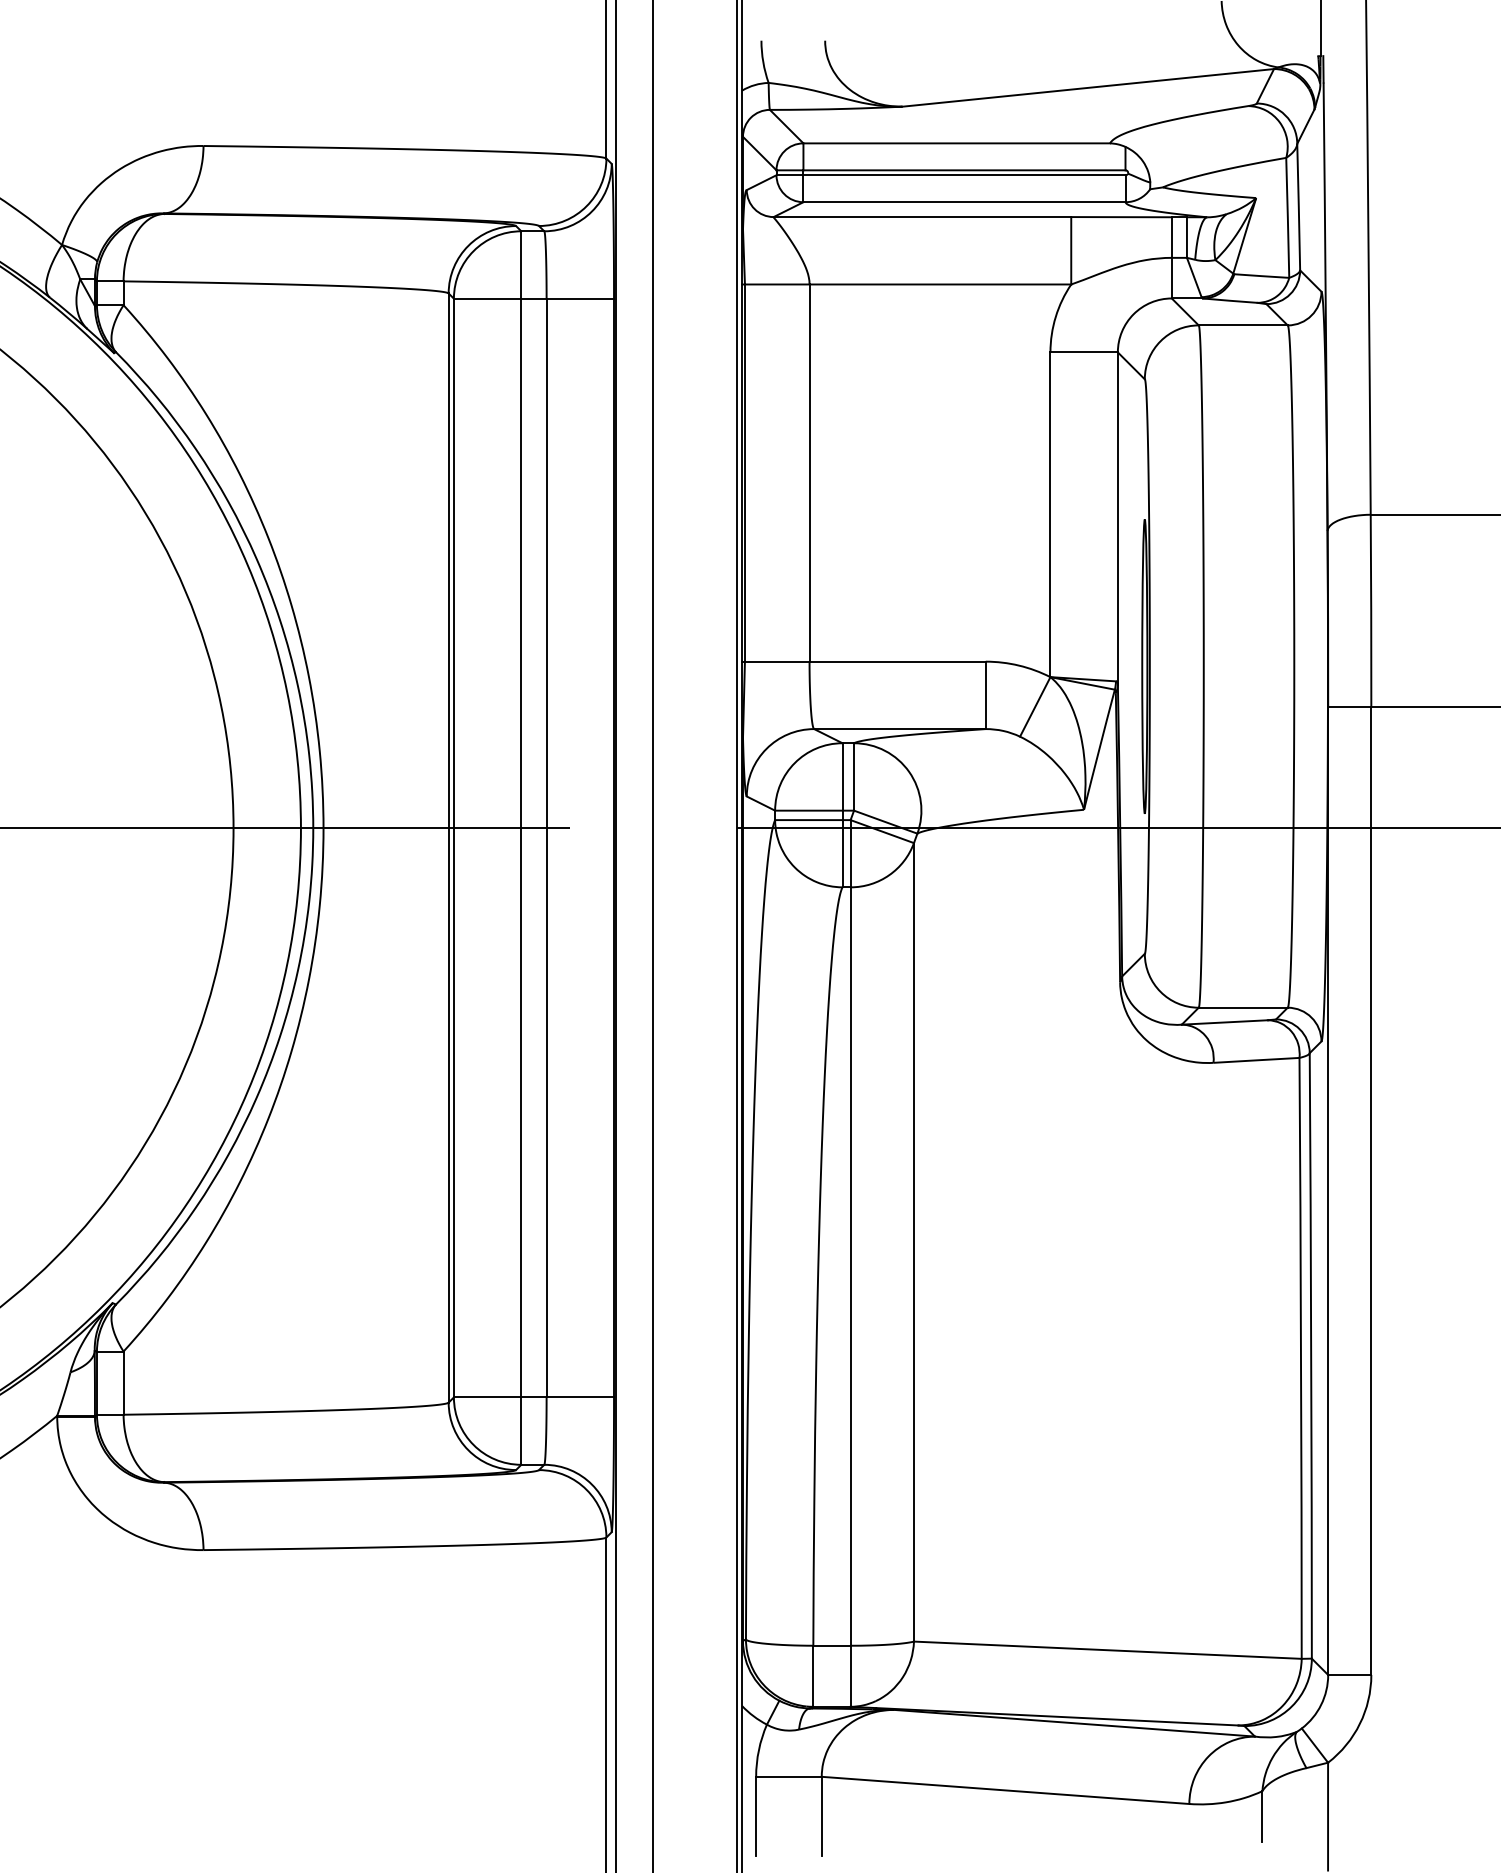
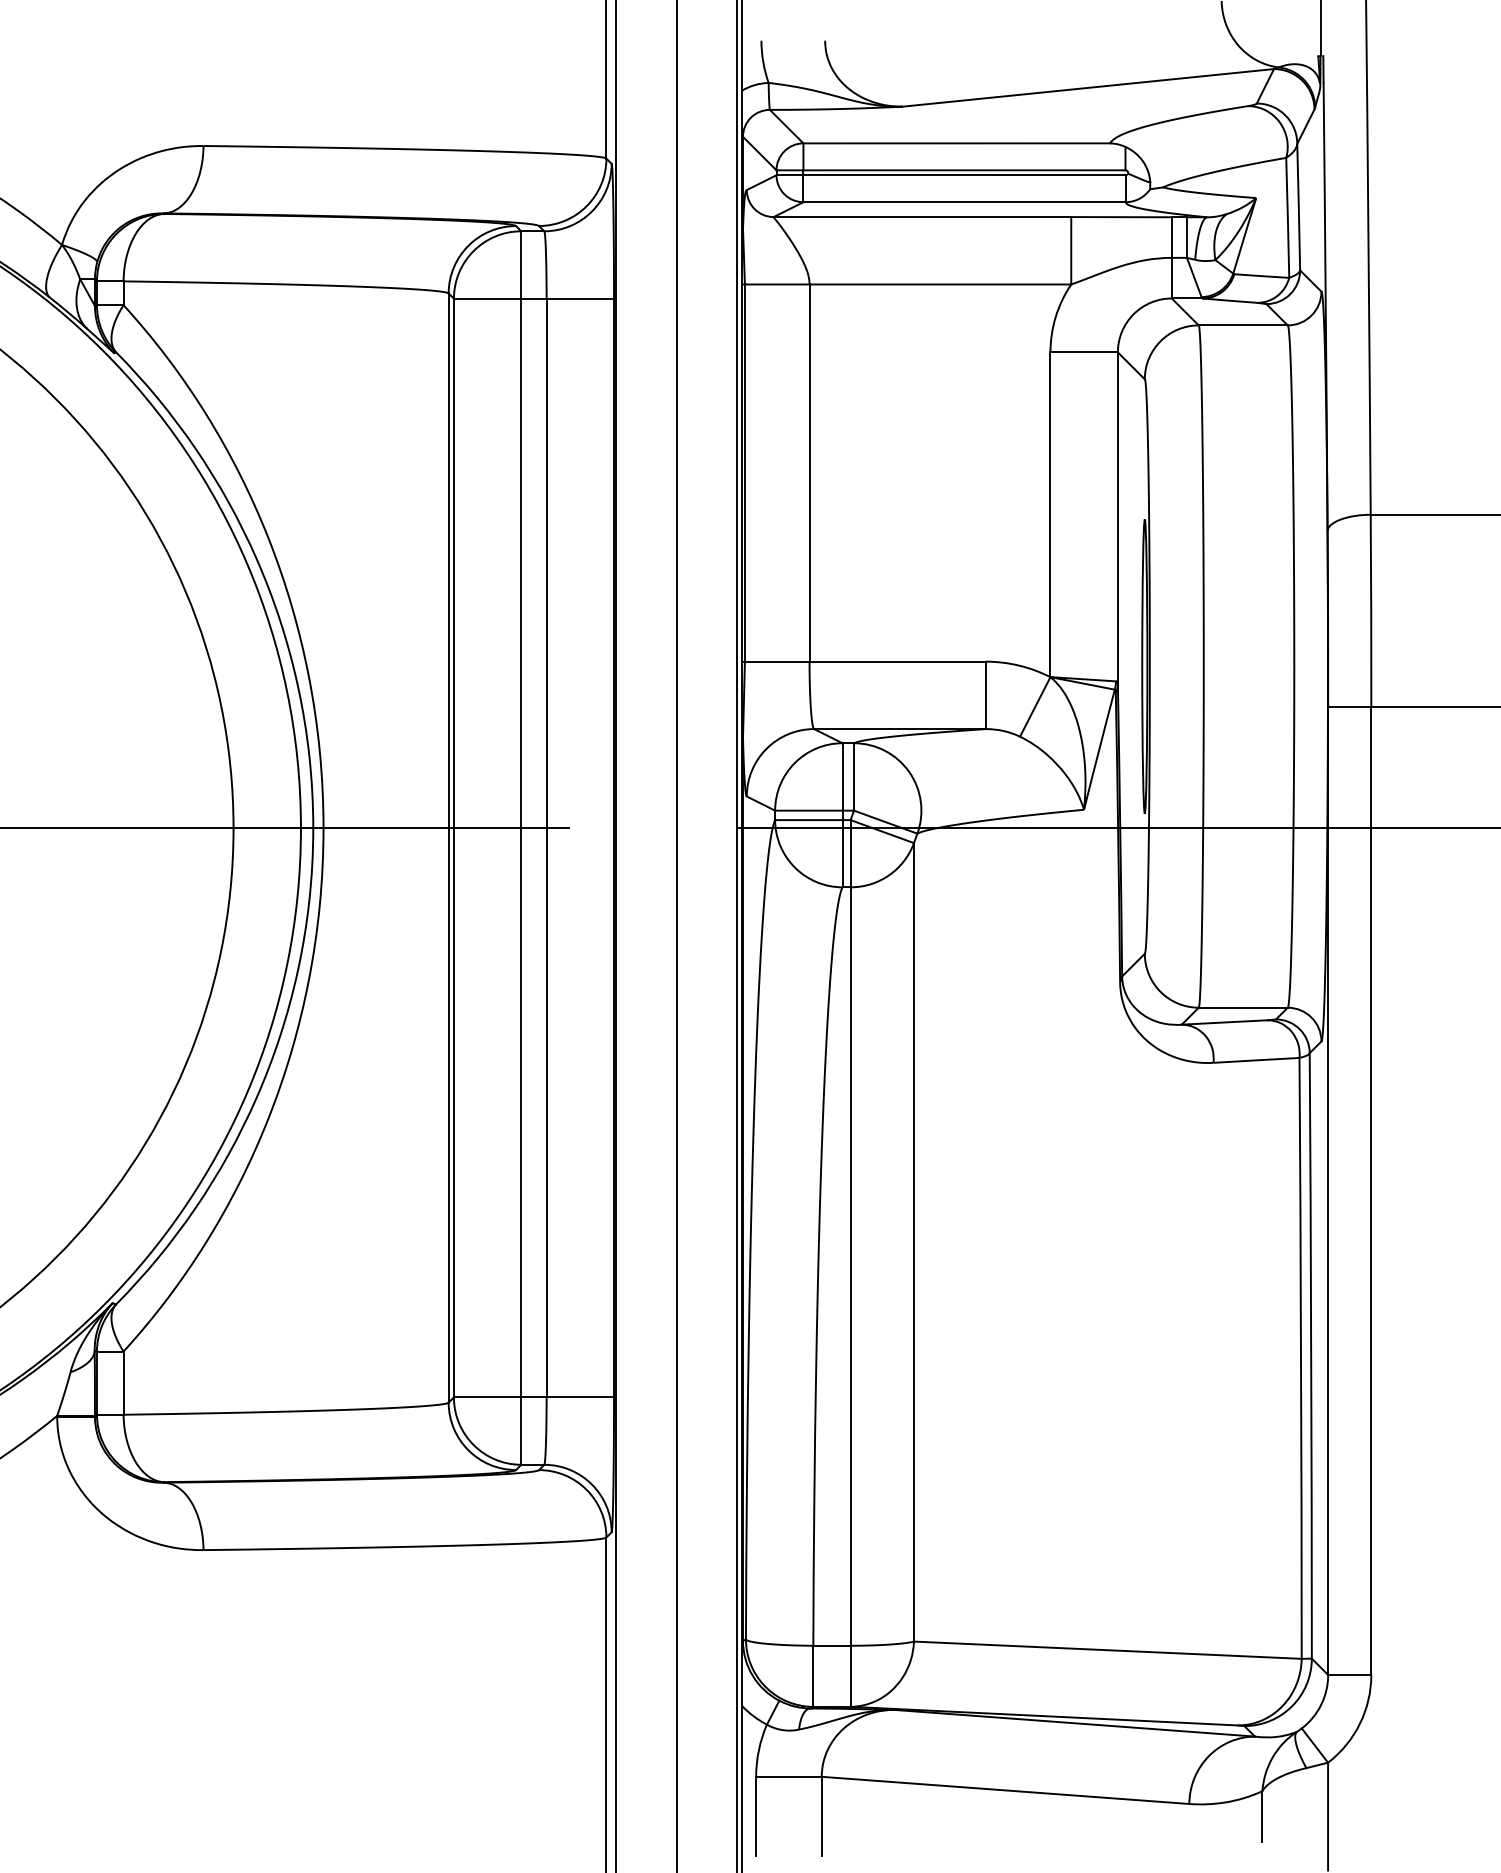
line position: (652, 935) -> (676, 935) (676, 935)
